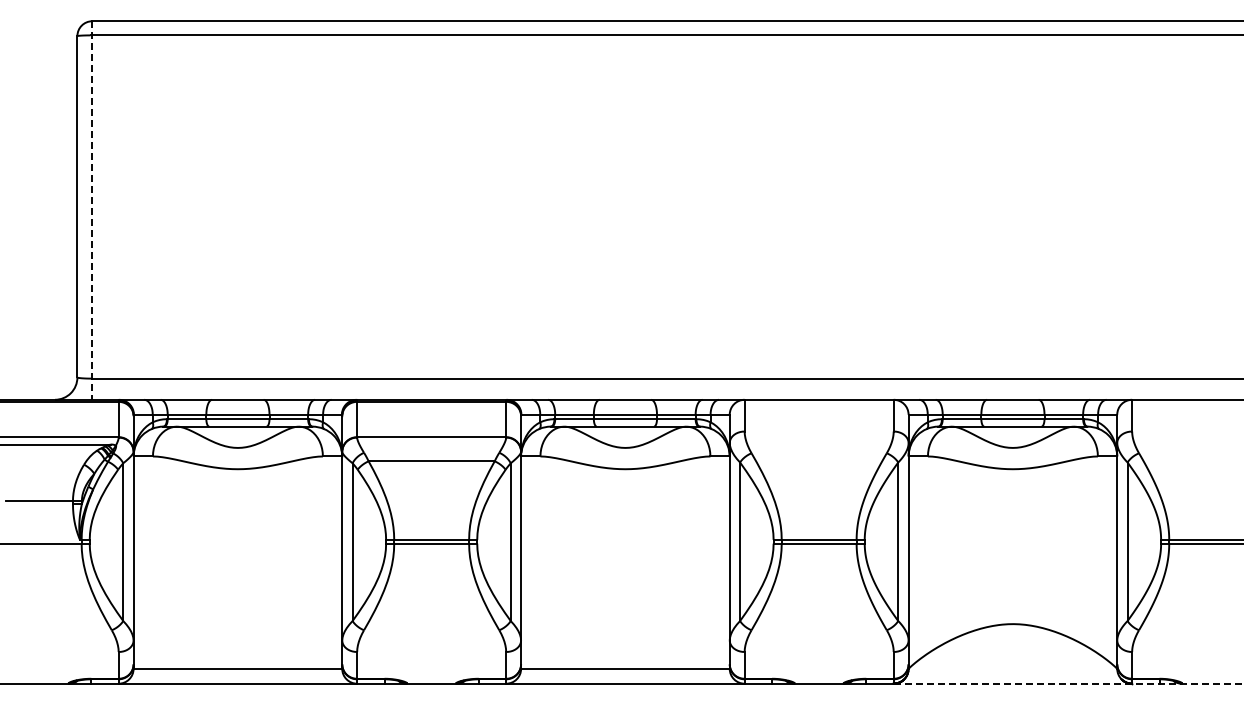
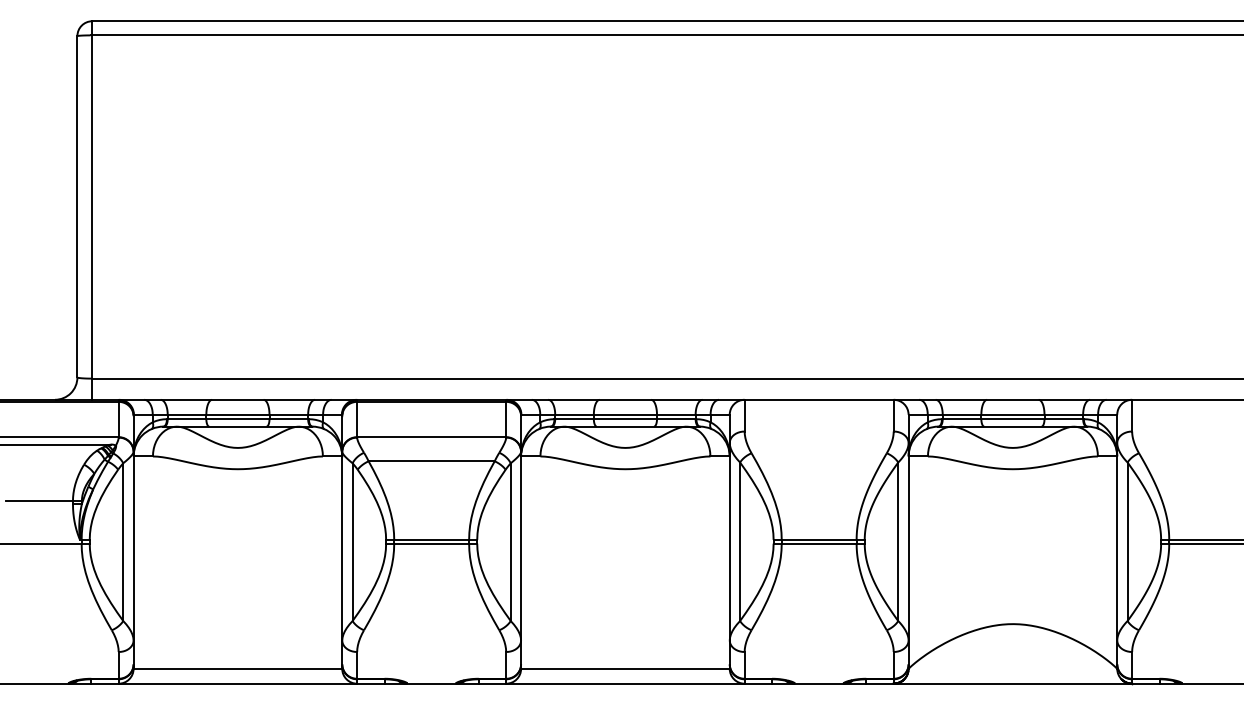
line: dashed -> solid (92, 211)
line: dashed -> solid (1068, 683)
